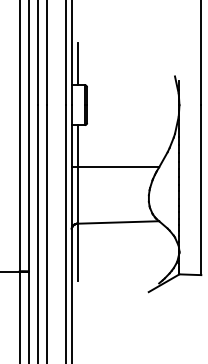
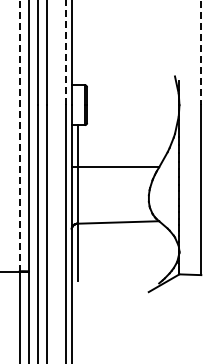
line: solid -> dashed (65, 52)
line: solid -> dashed (201, 53)
line: present -> none (77, 64)
line: solid -> dashed (19, 135)
